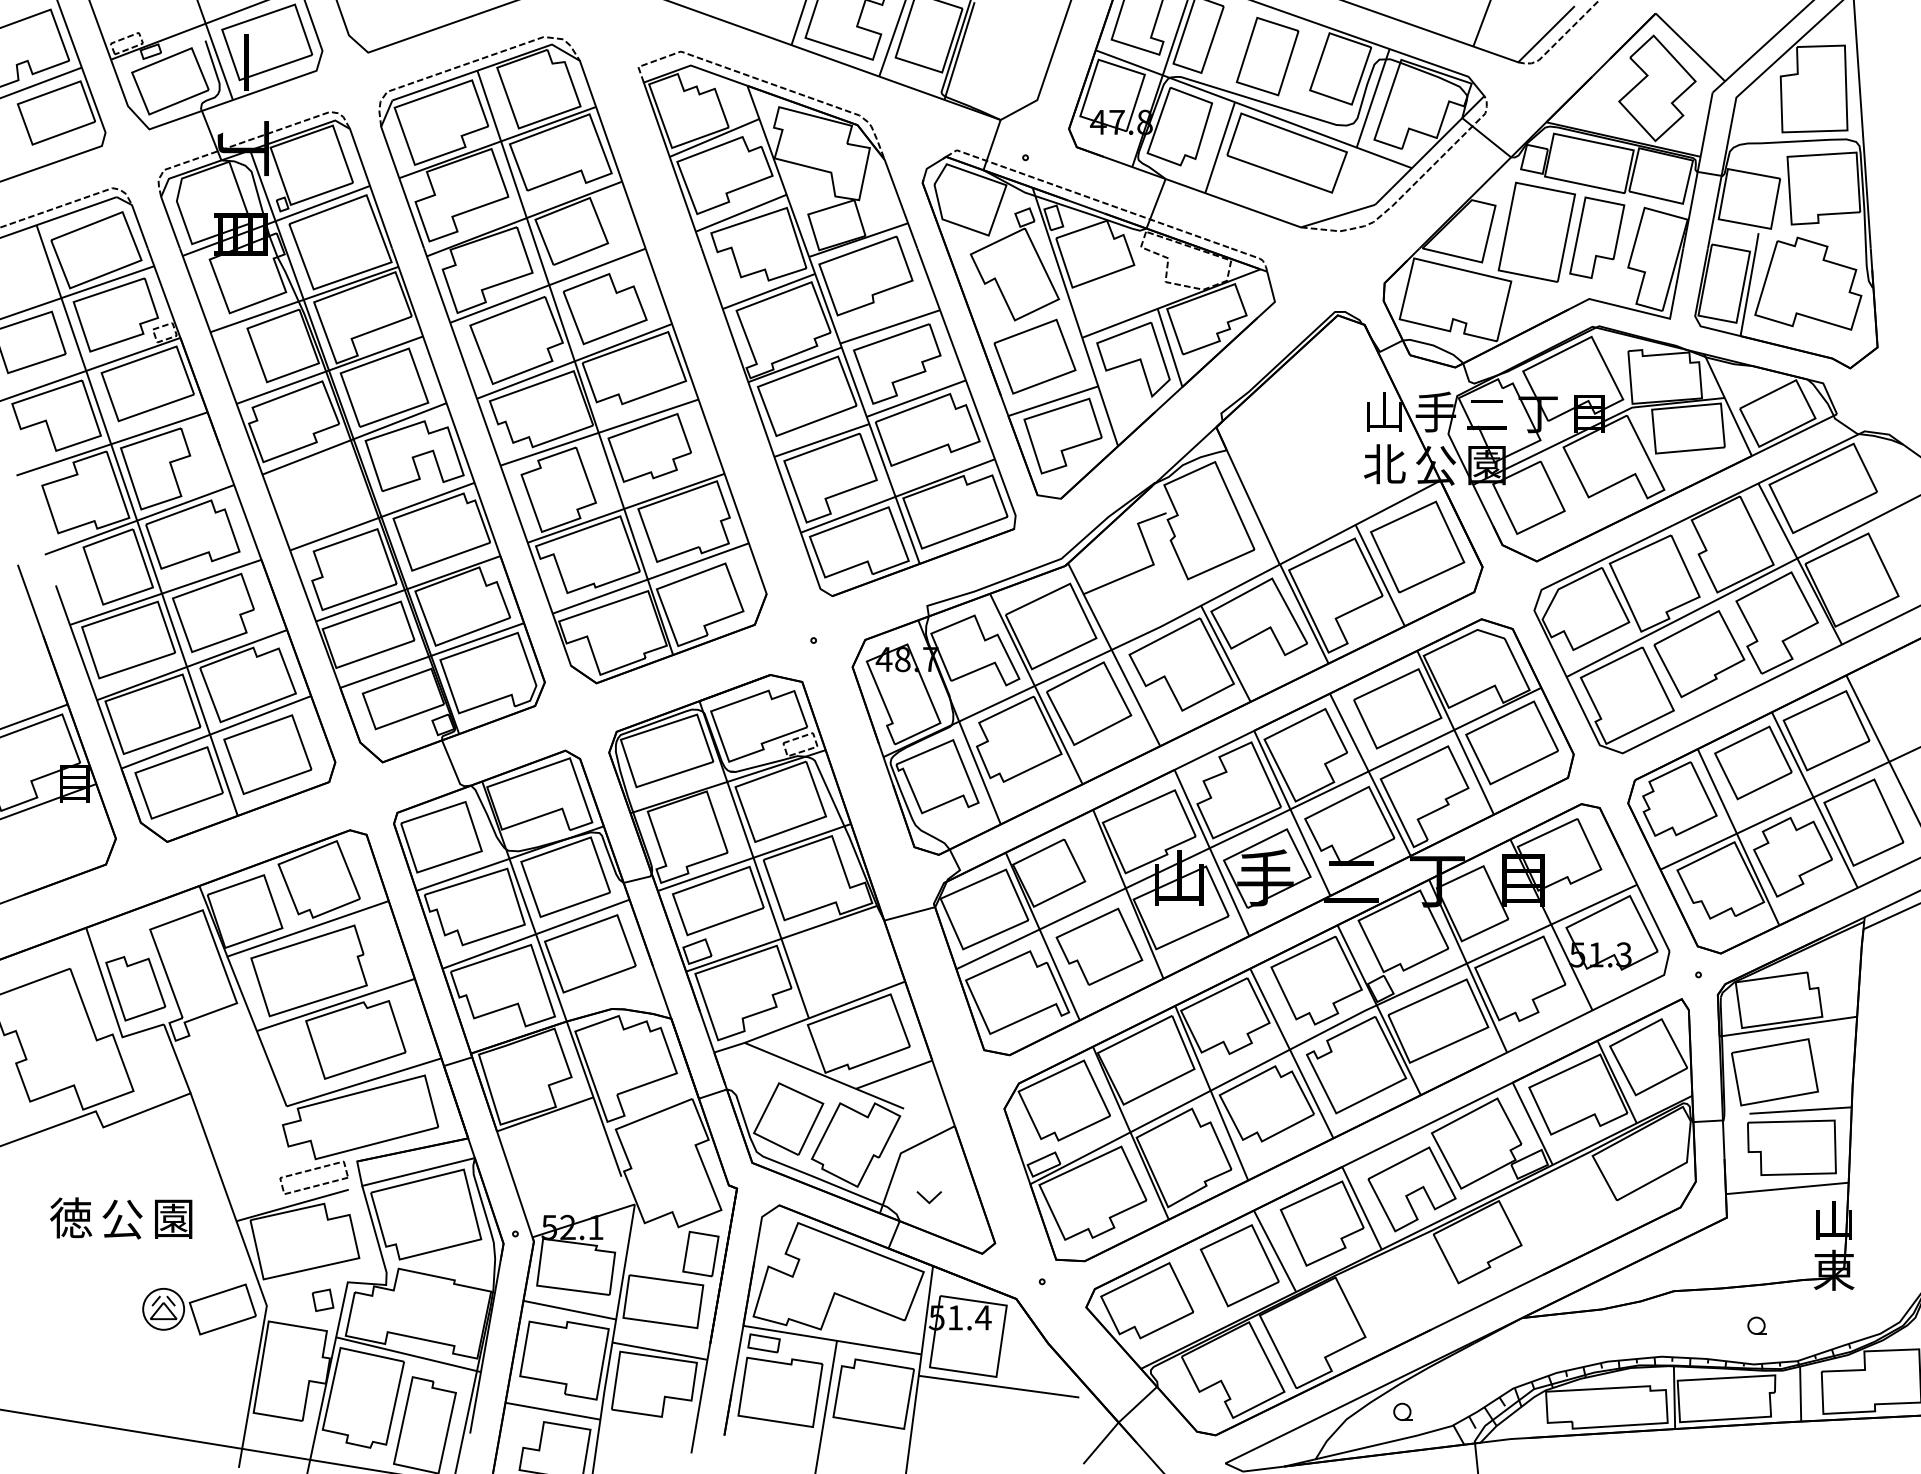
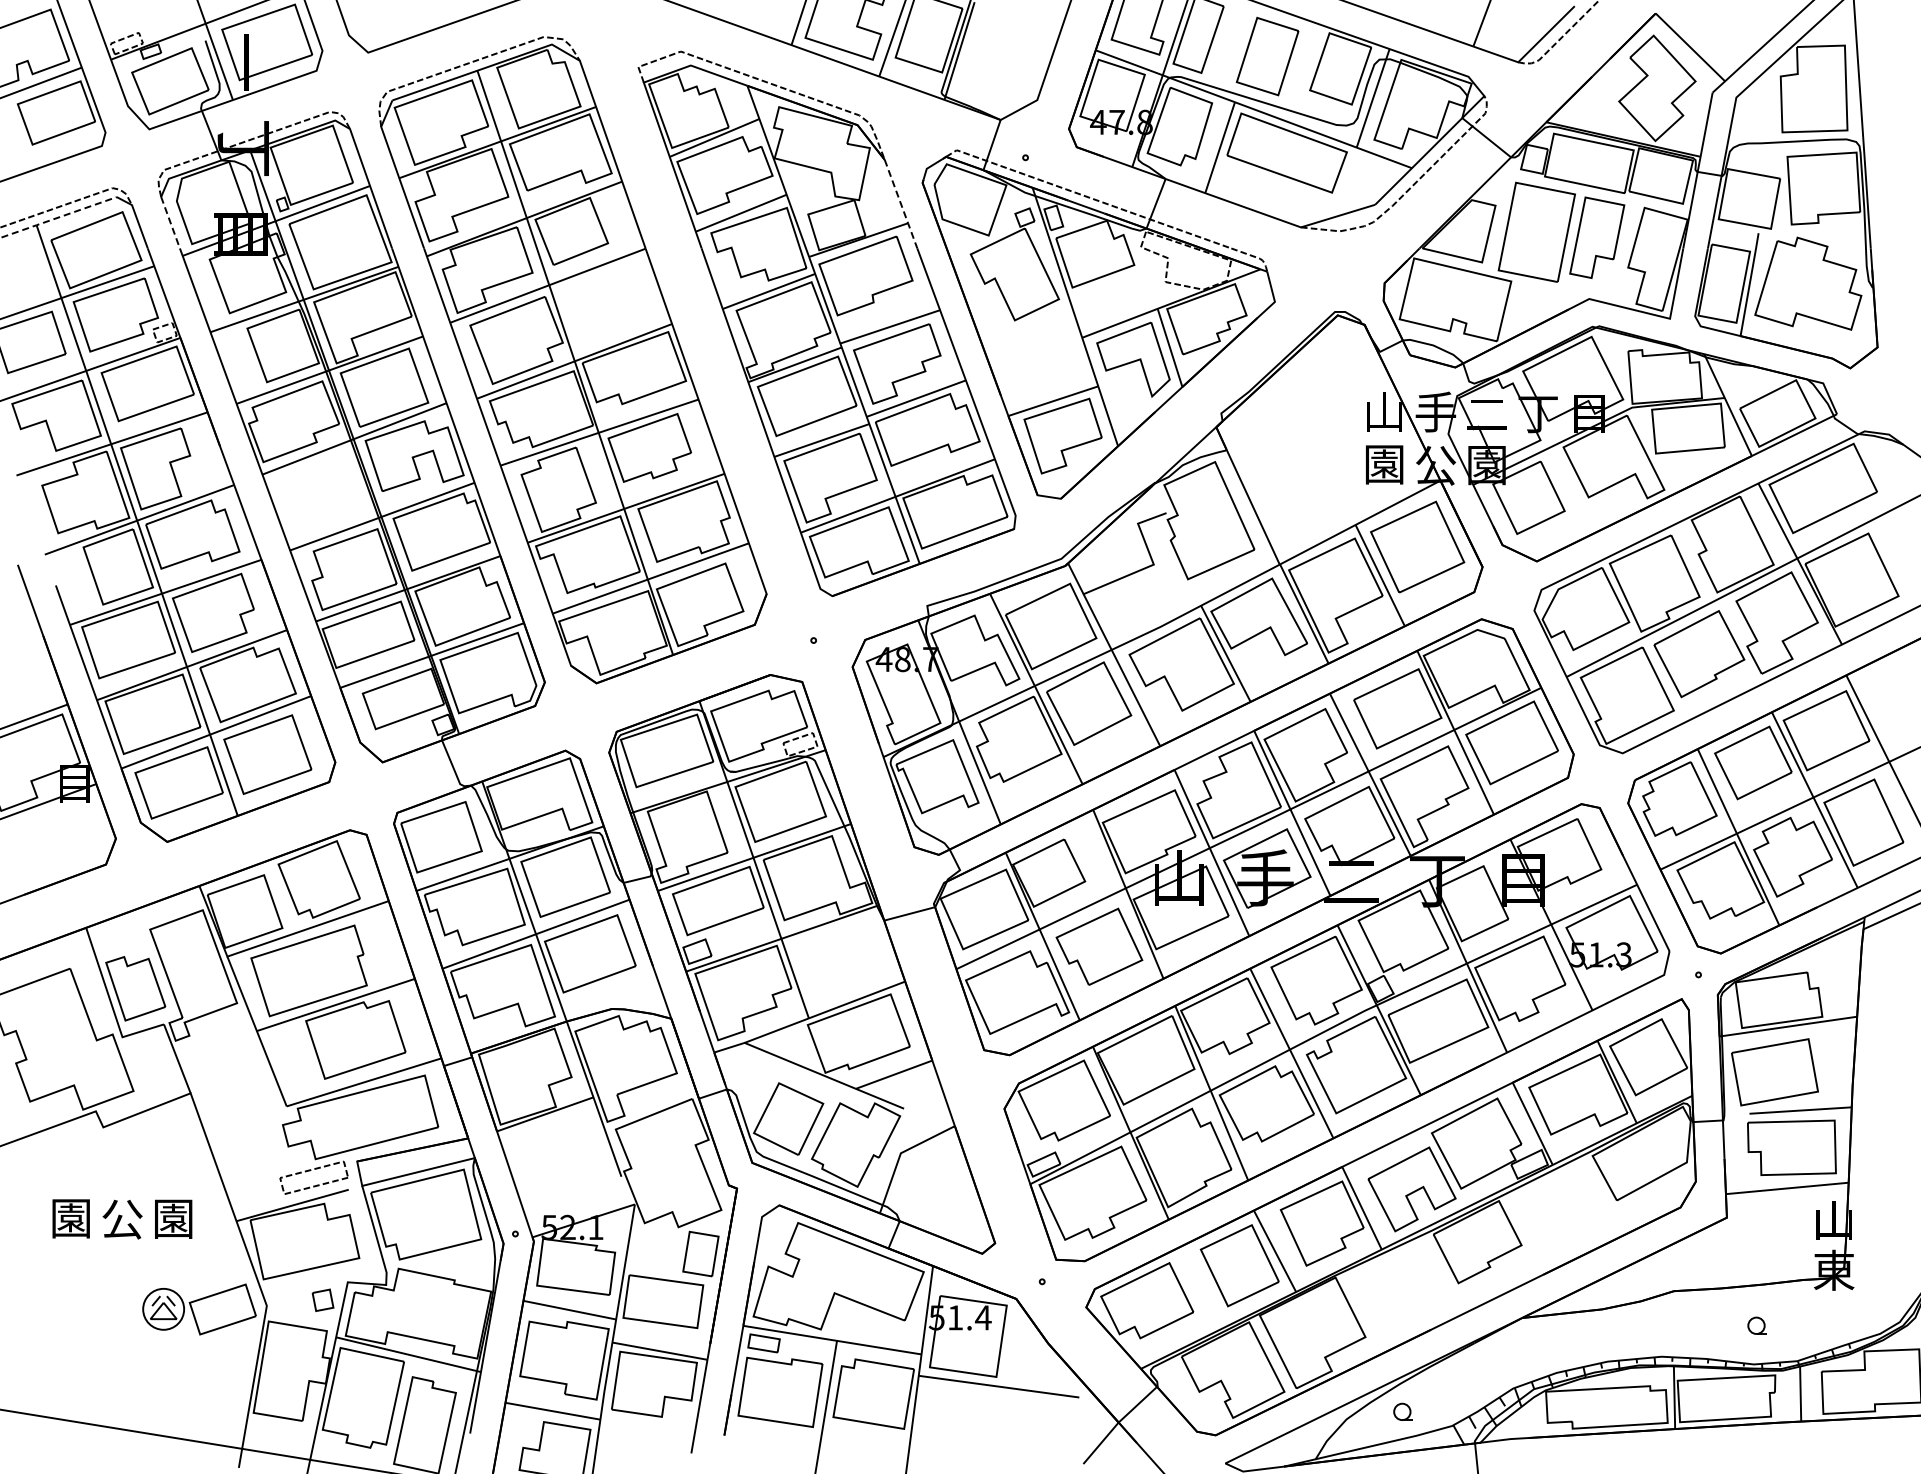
line: solid -> dashed (901, 204)
line: solid -> dashed (58, 217)
line: solid -> dashed (170, 223)
part: present -> none (604, 309)
part: present -> none (1034, 356)
text: 北 -> 園 (1384, 464)
part: present -> none (928, 1197)
text: 徳 -> 園 (71, 1217)
